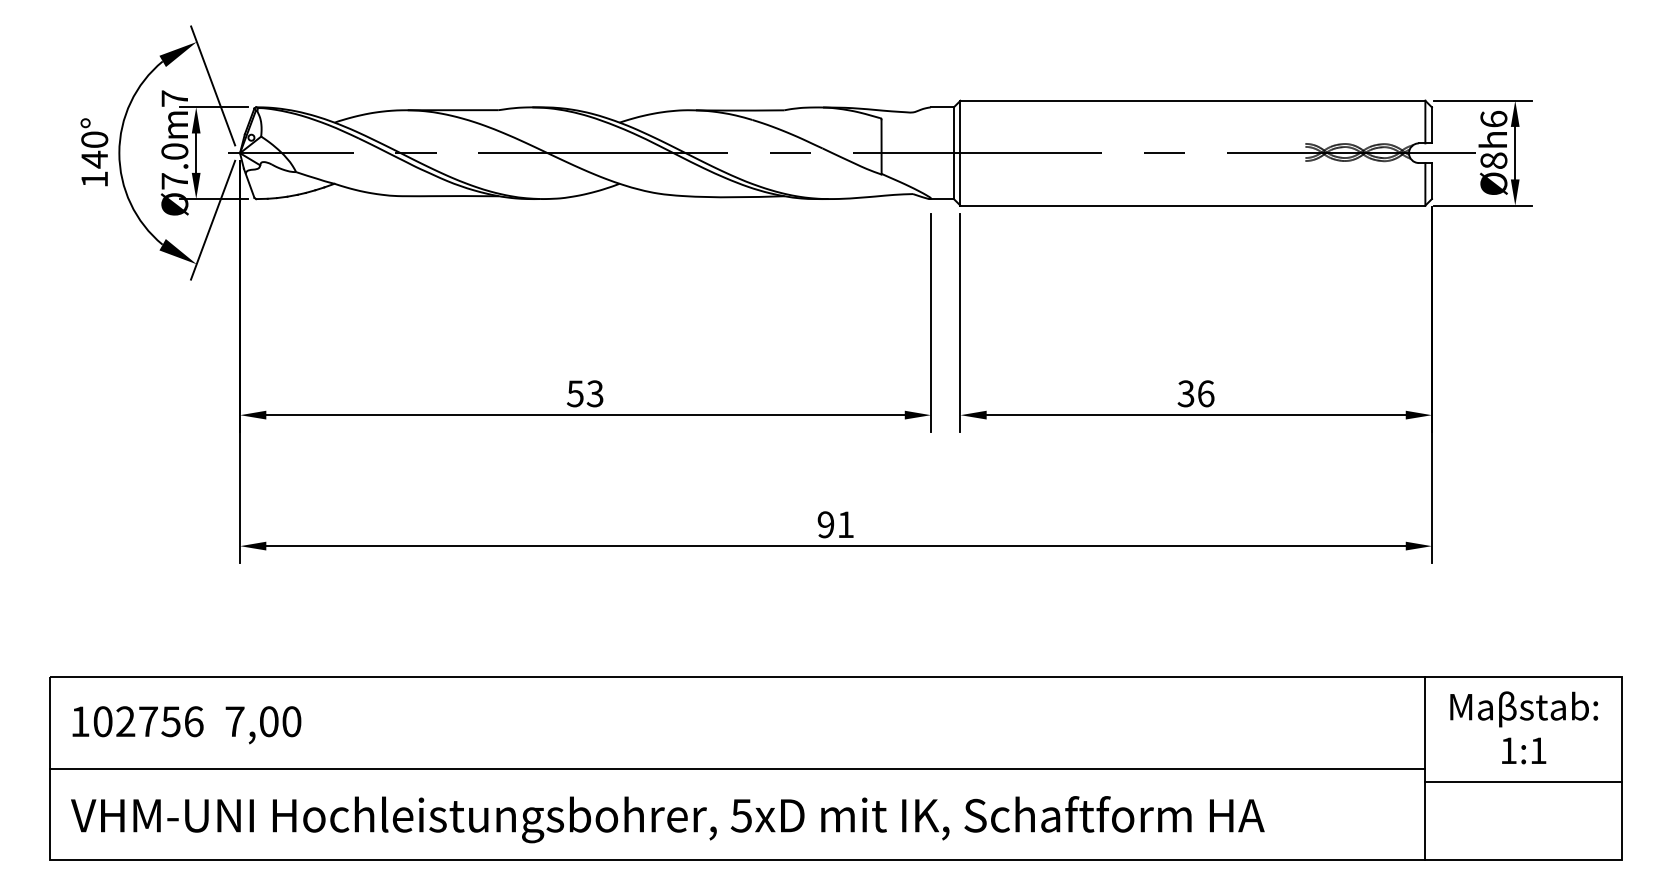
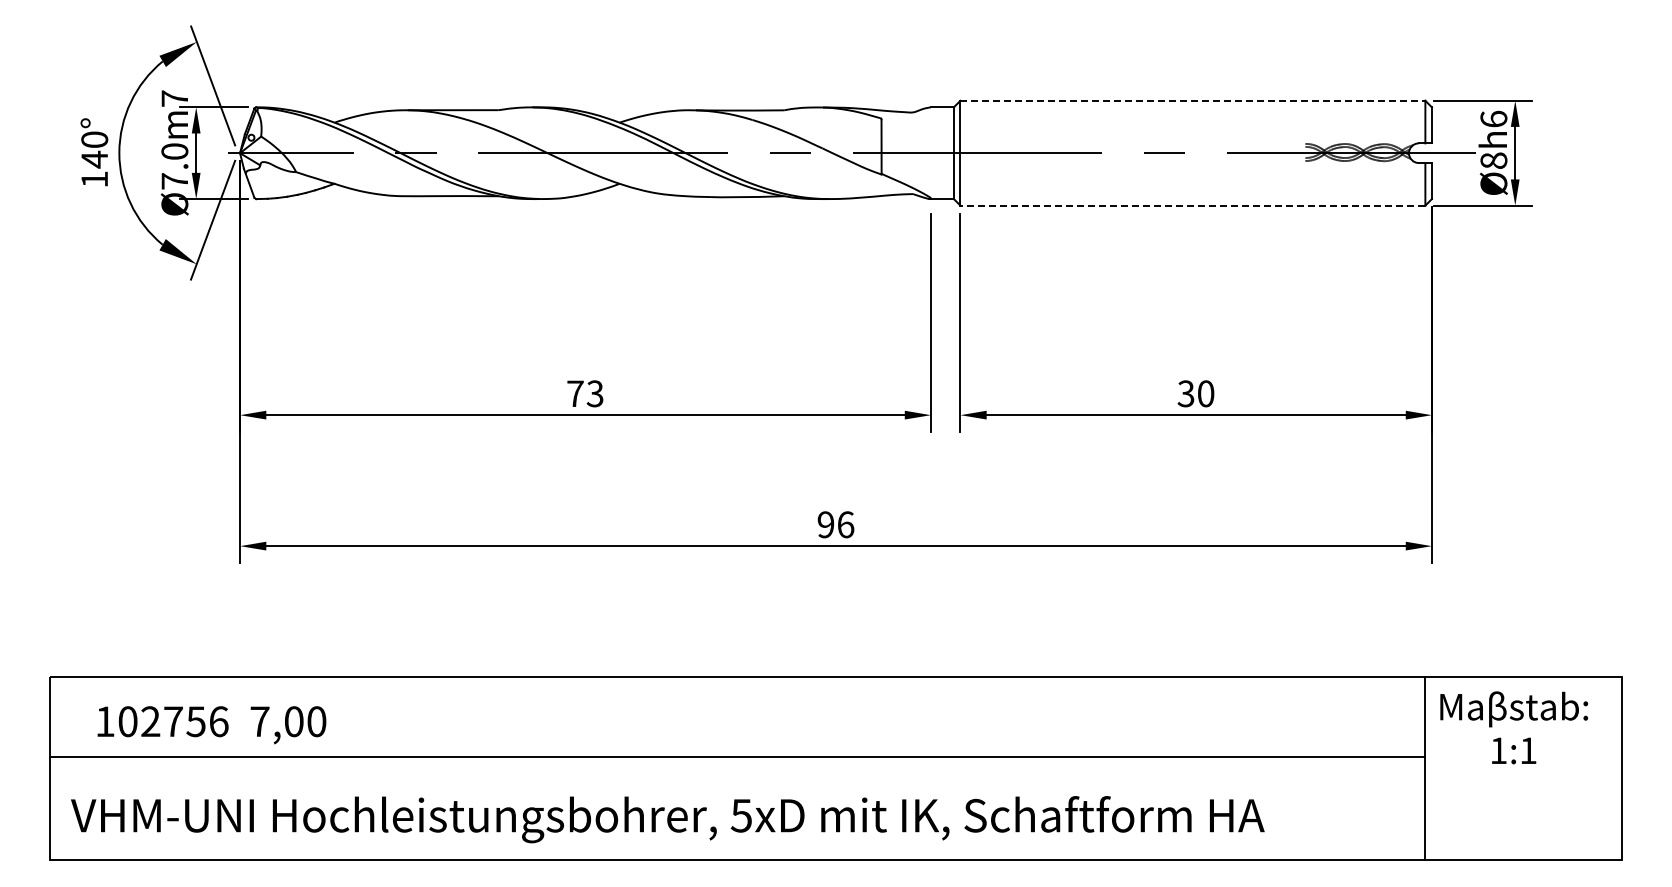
line: solid -> dashed (1193, 100)
line: solid -> dashed (1192, 205)
text: 53 -> 73 (574, 393)
text: 36 -> 30 (1206, 393)
text: 91 -> 96 (846, 524)
text position: (186, 725) -> (211, 725) (211, 725)
text position: (1524, 727) -> (1514, 727) (1514, 727)
line position: (737, 768) -> (737, 756) (737, 756)
line: present -> none (1523, 781)
